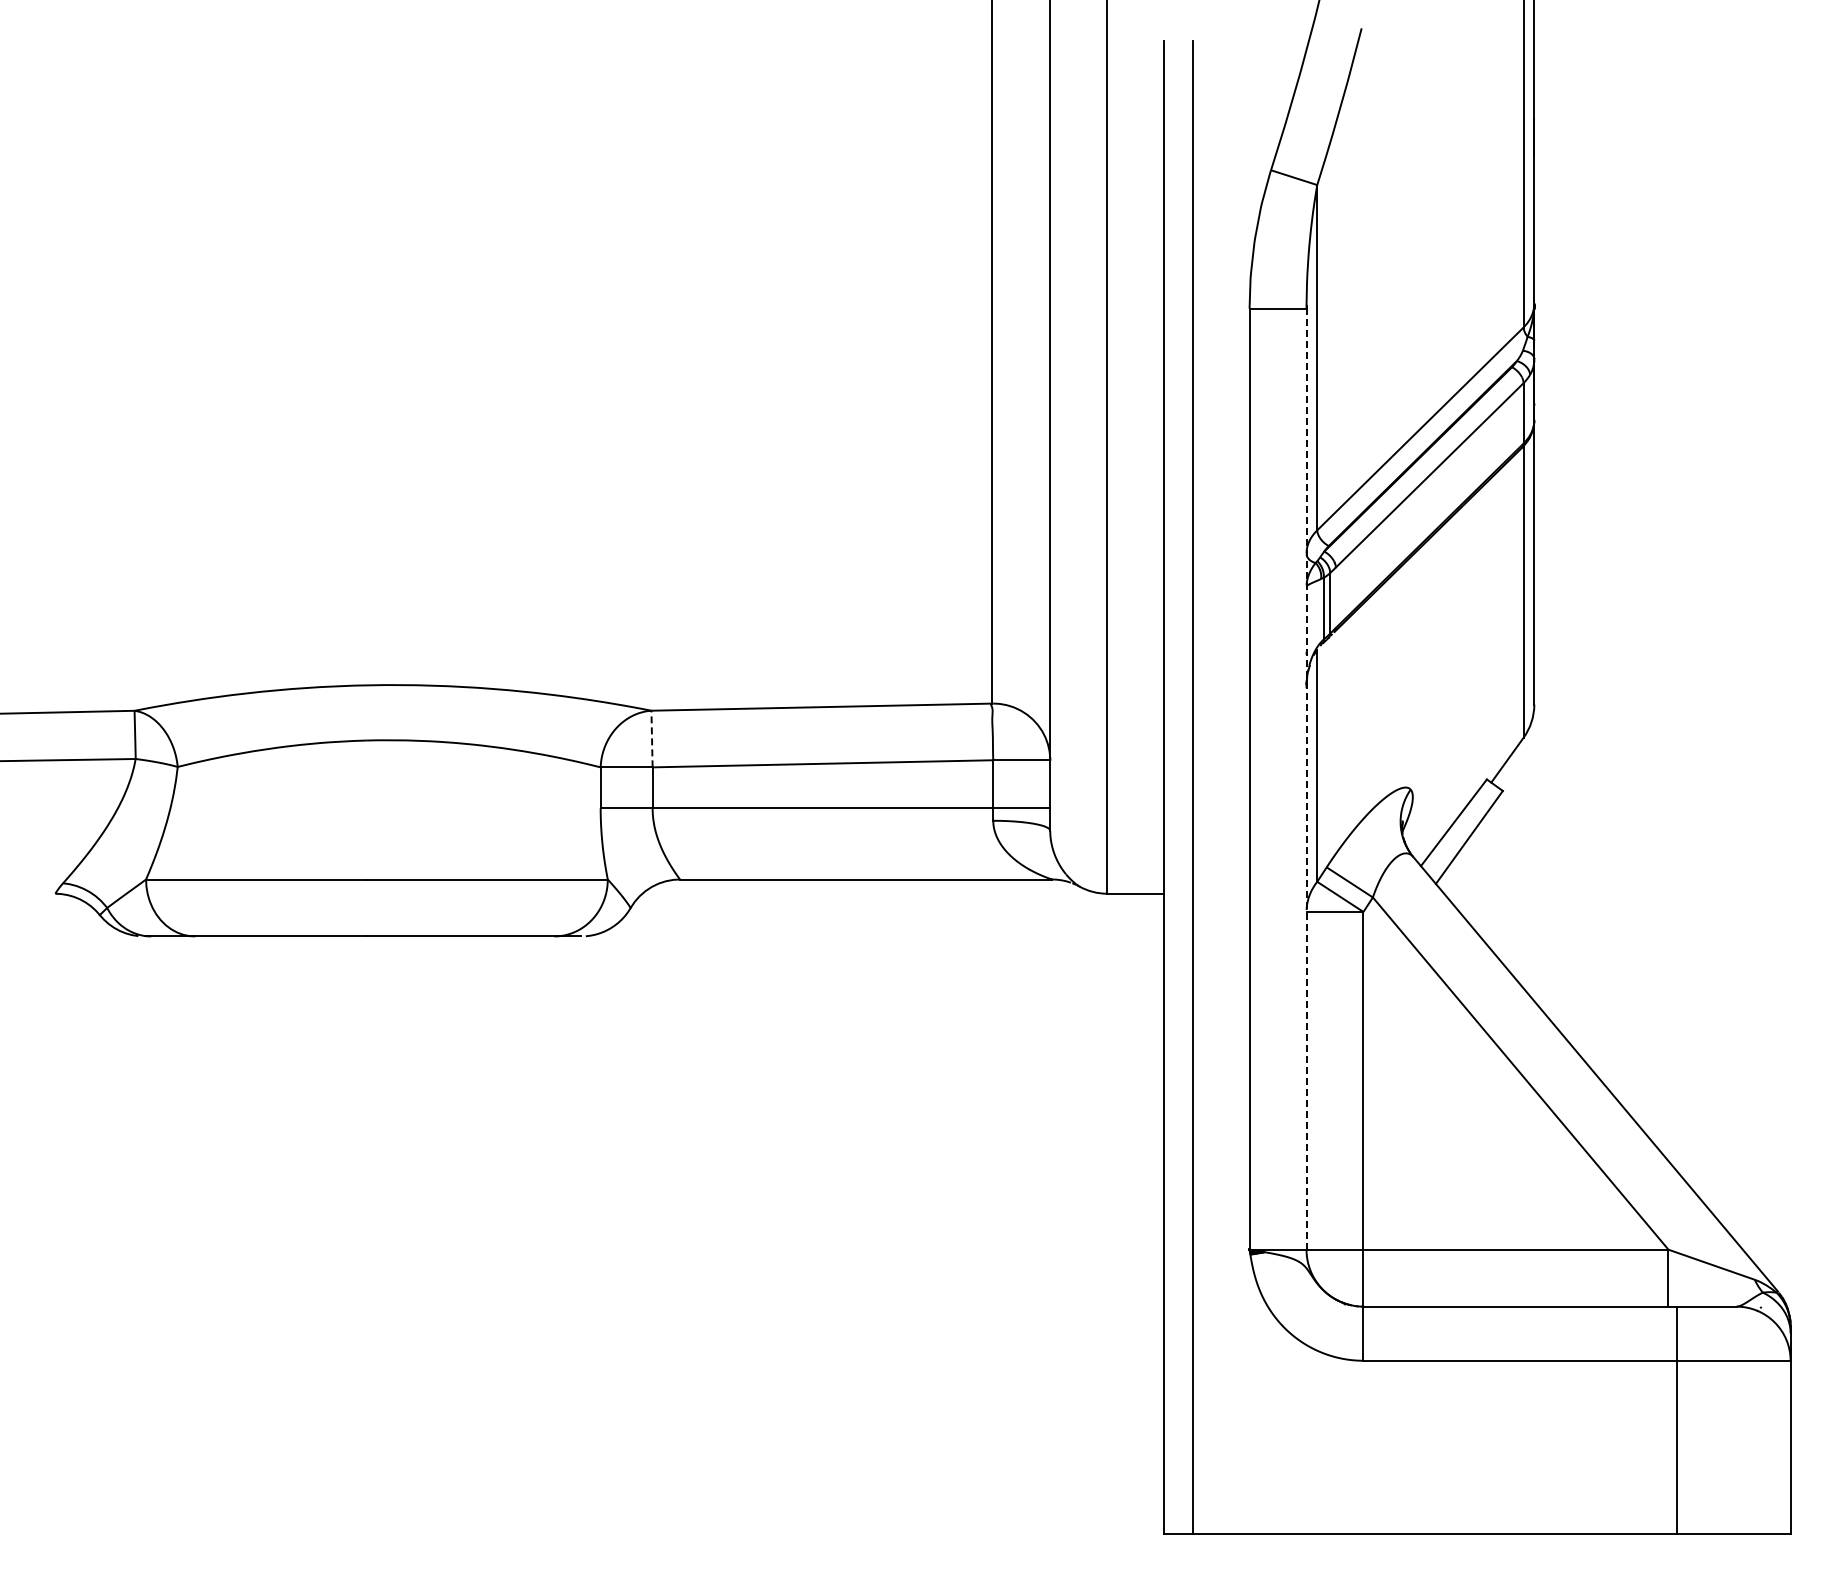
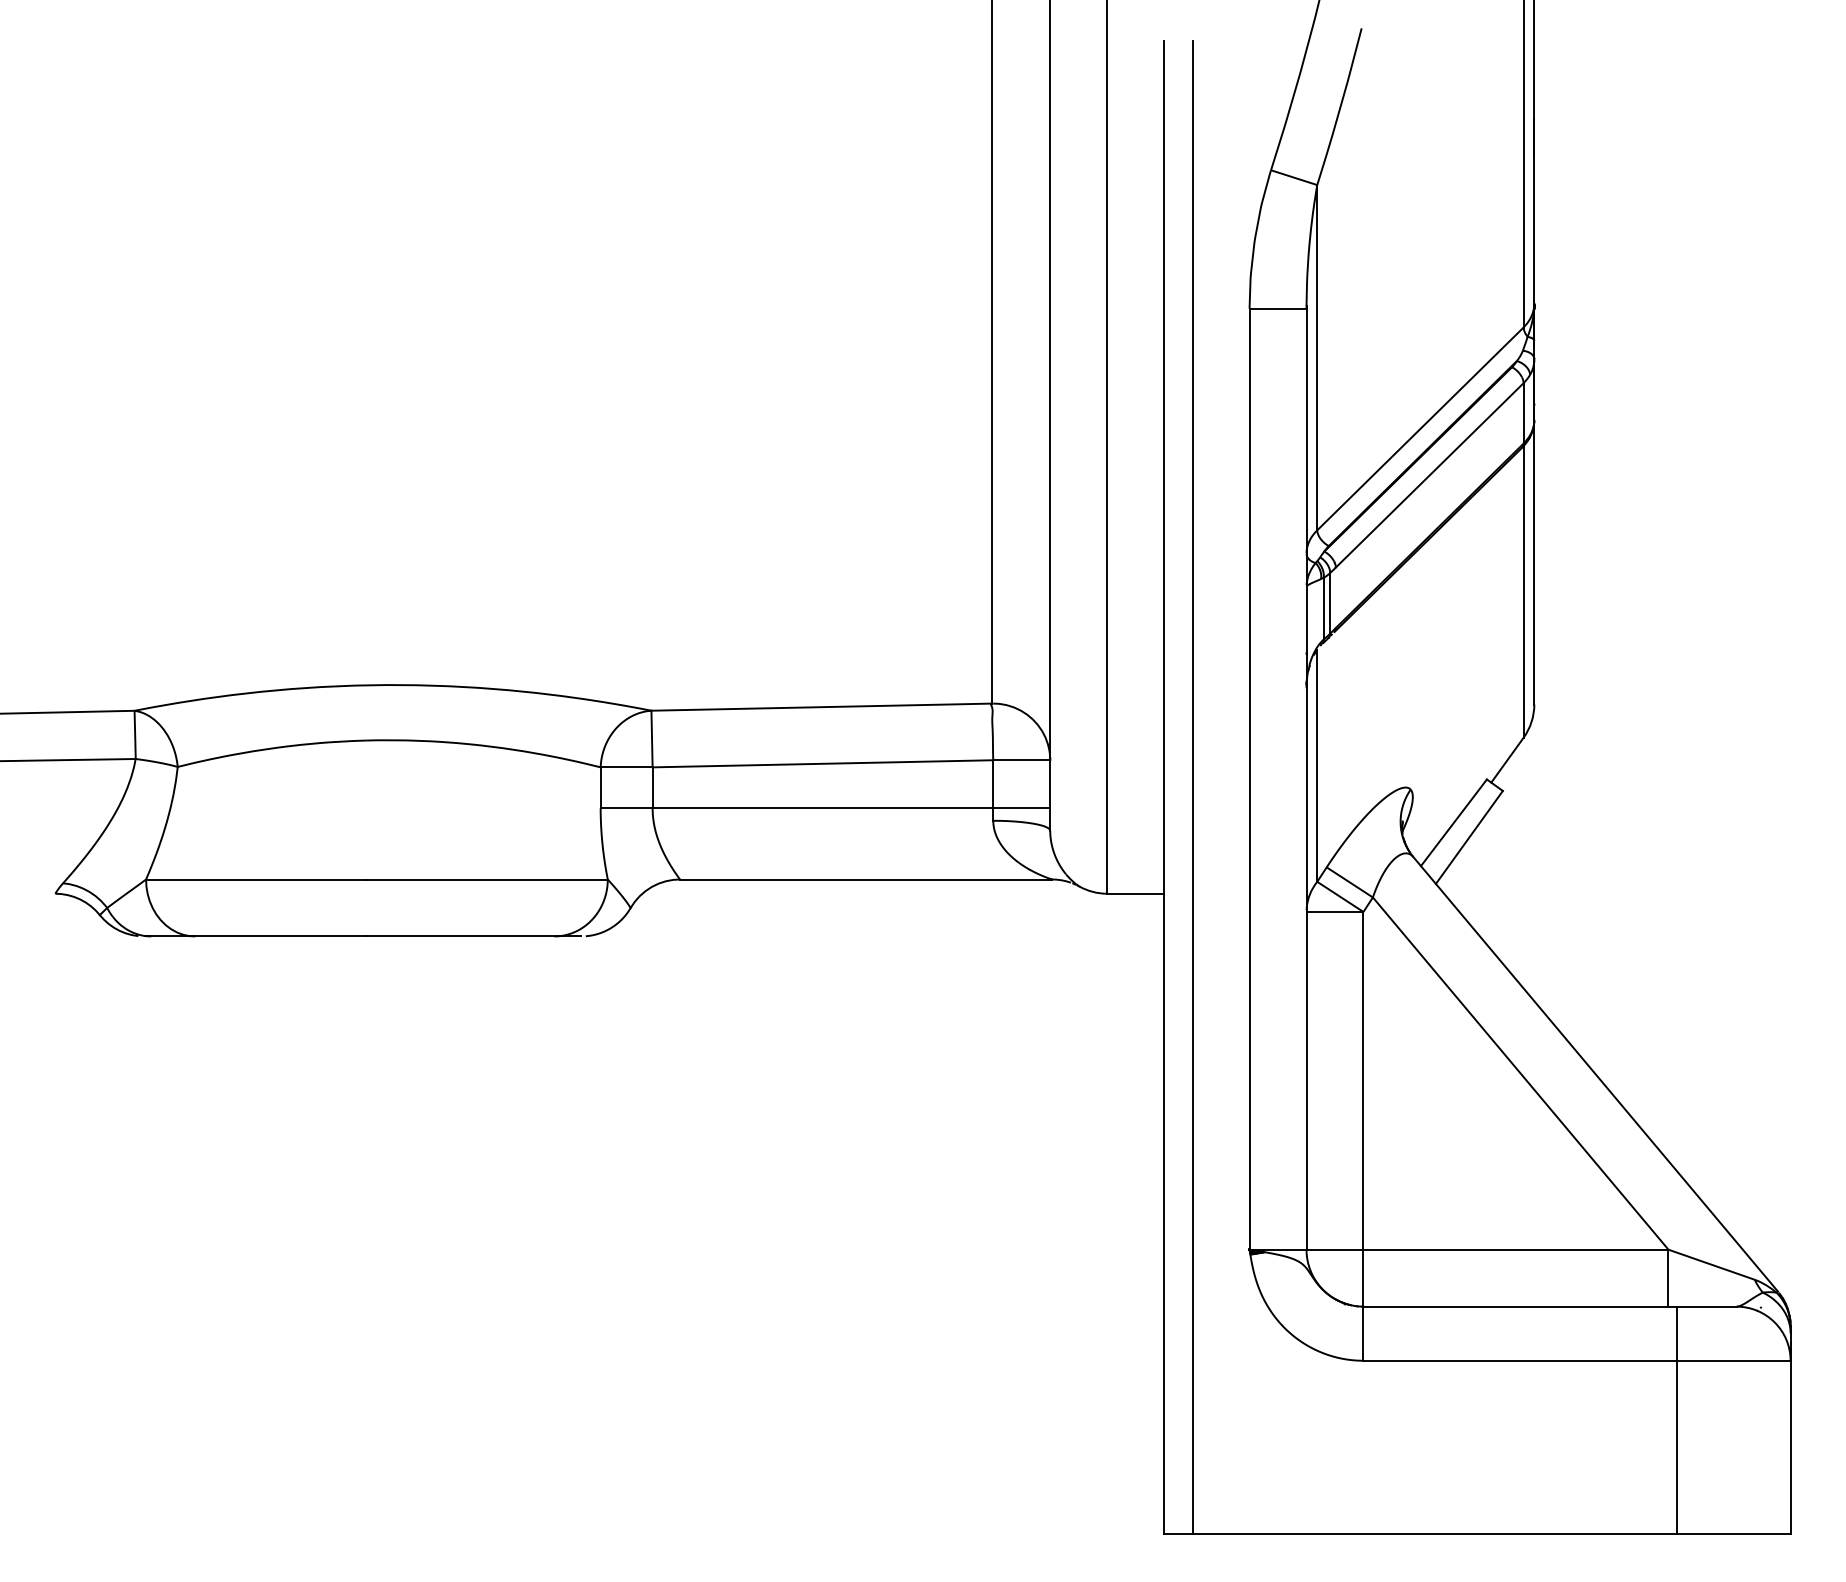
line: dashed -> solid (652, 738)
line: dashed -> solid (1306, 778)
